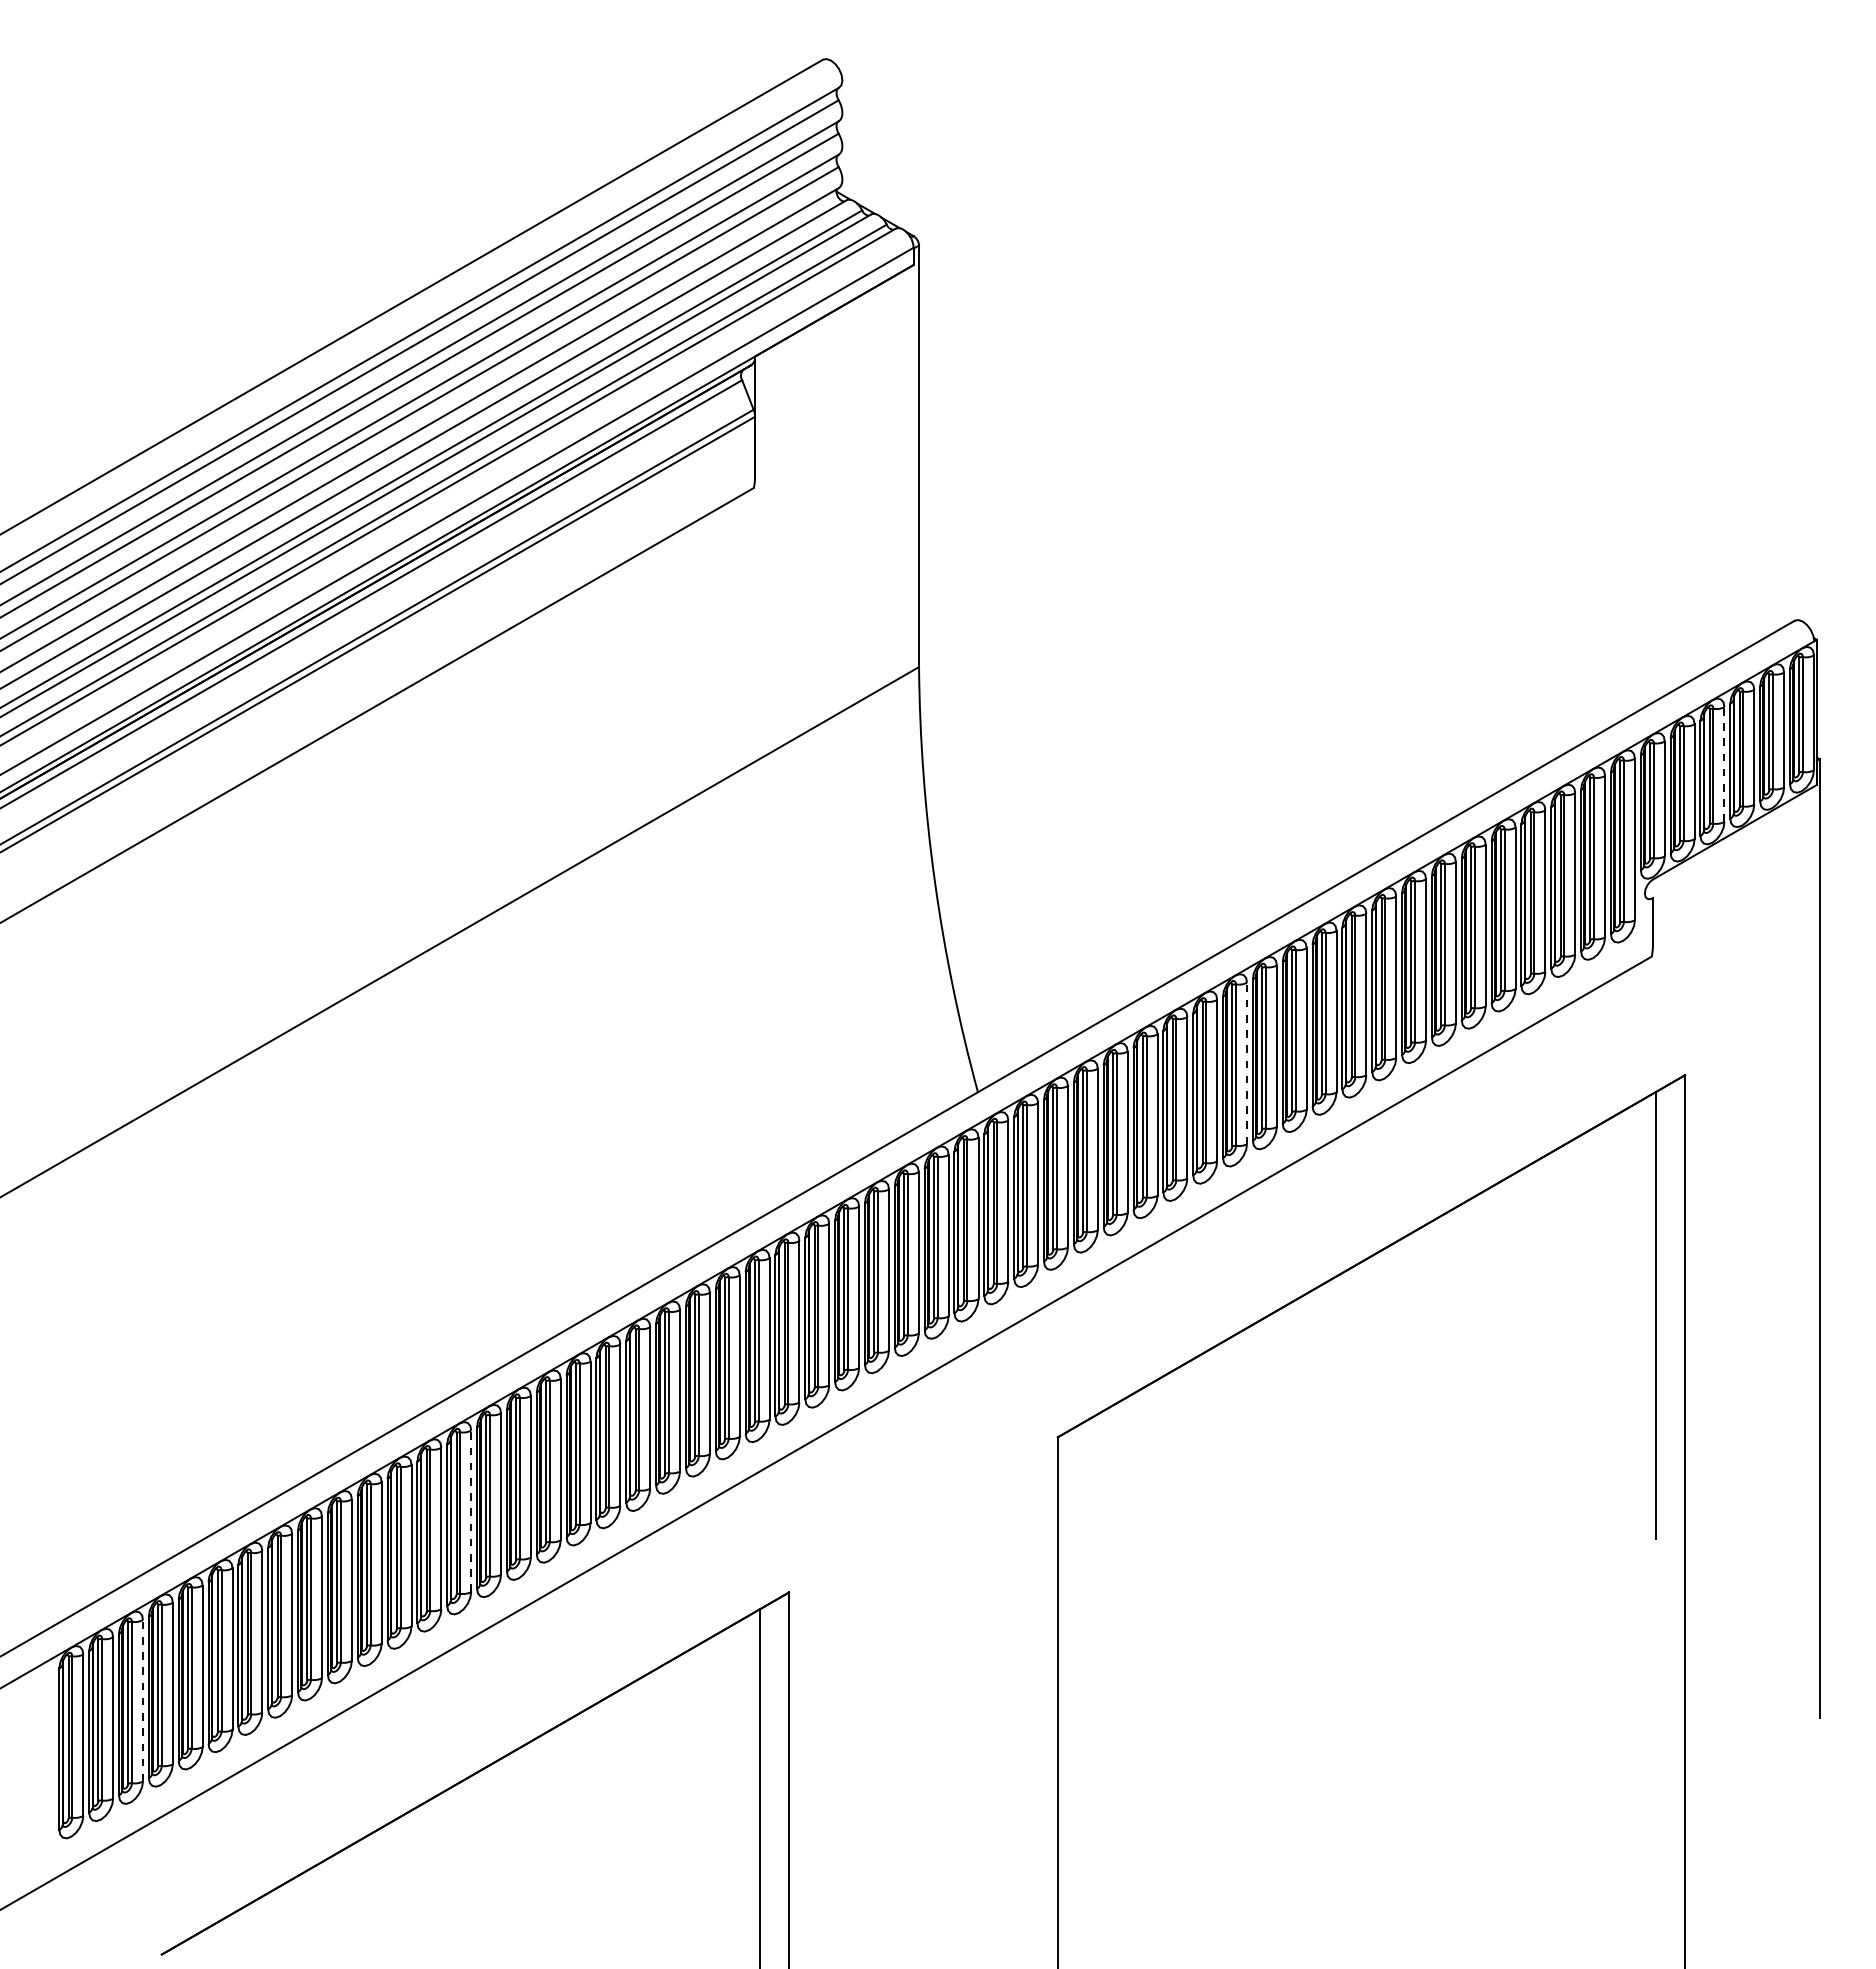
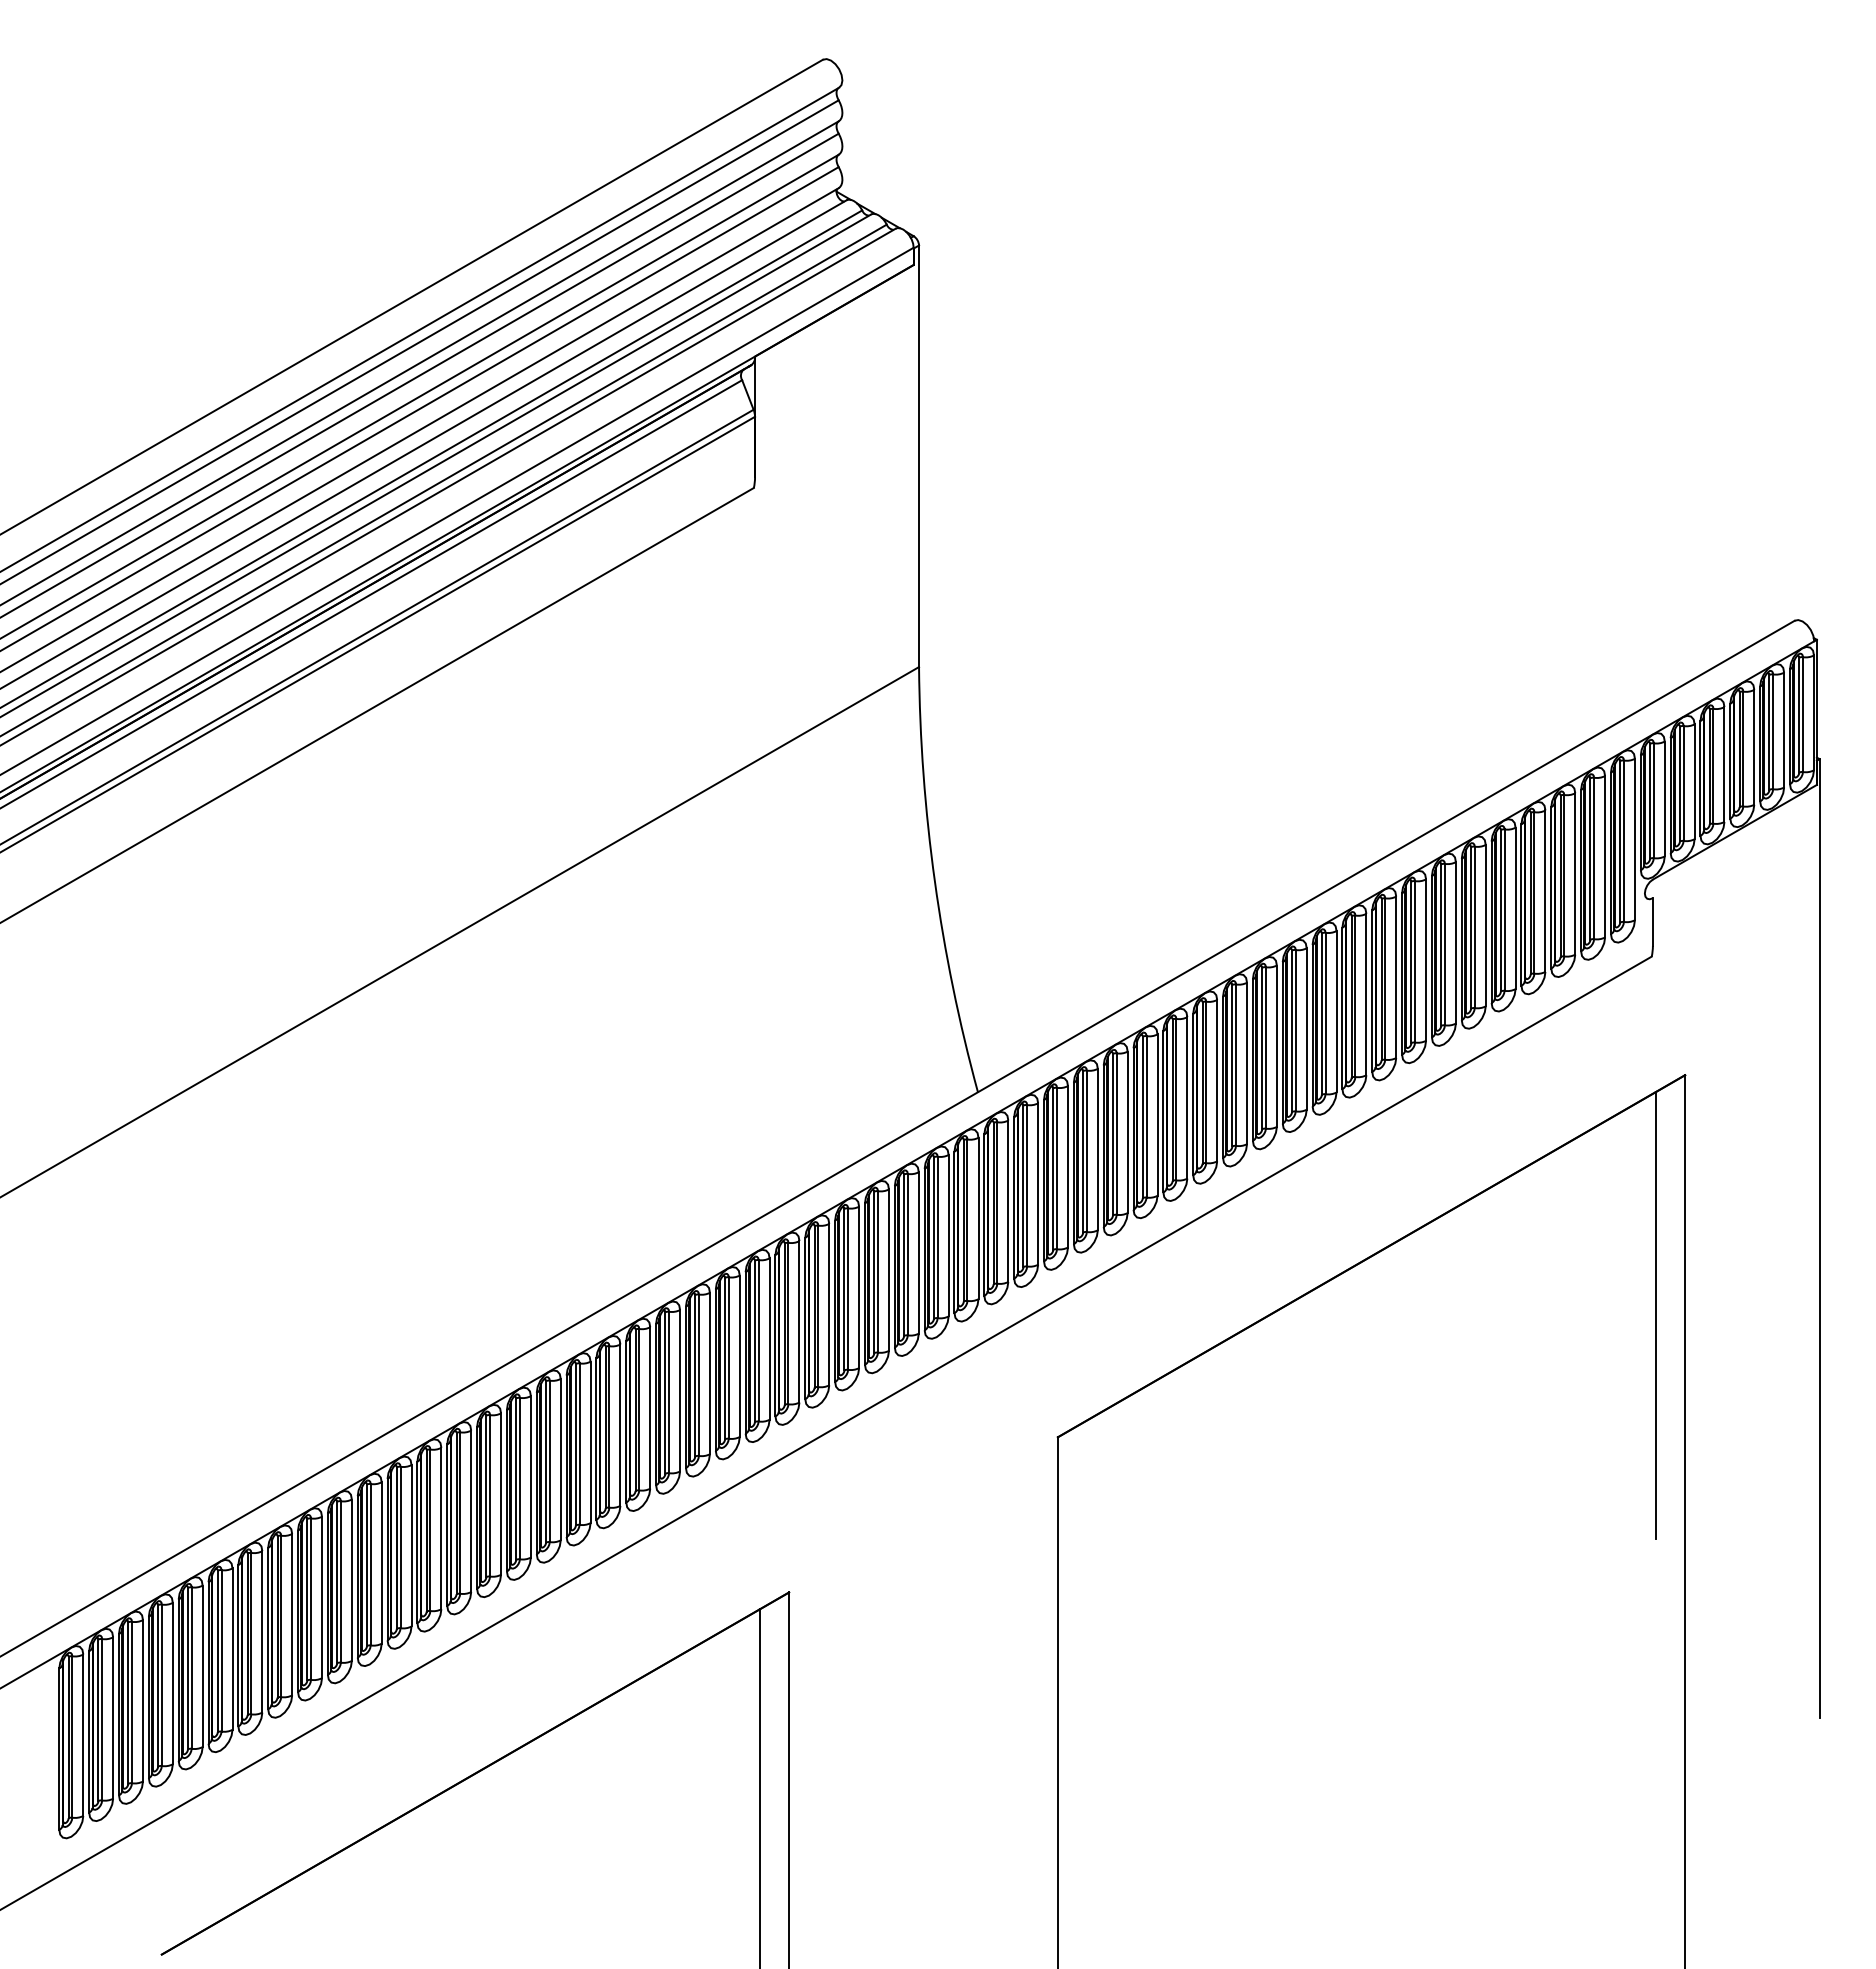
line: dashed -> solid (1724, 764)
line: dashed -> solid (1247, 1063)
line: dashed -> solid (471, 1511)
line: dashed -> solid (143, 1700)
